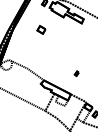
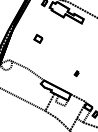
part position: (41, 29) -> (38, 38) (38, 38)
